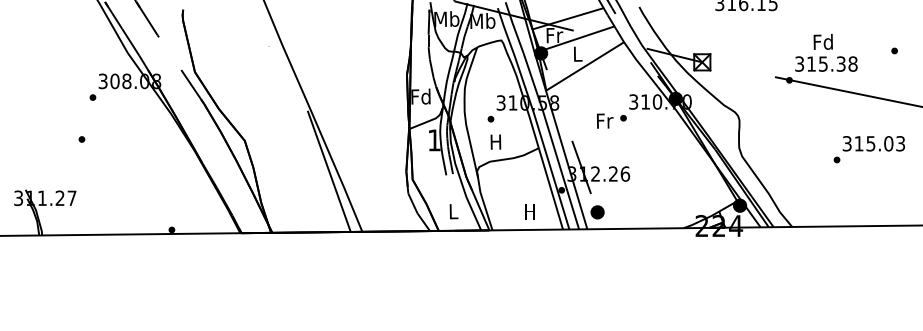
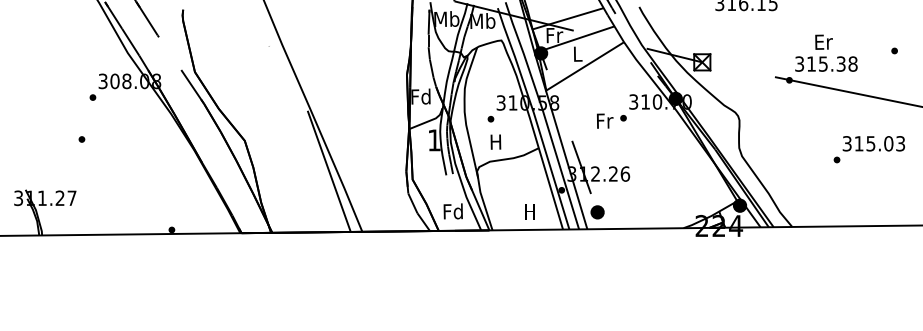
text: Fd -> Er (822, 41)
text: L -> Fd (452, 211)
